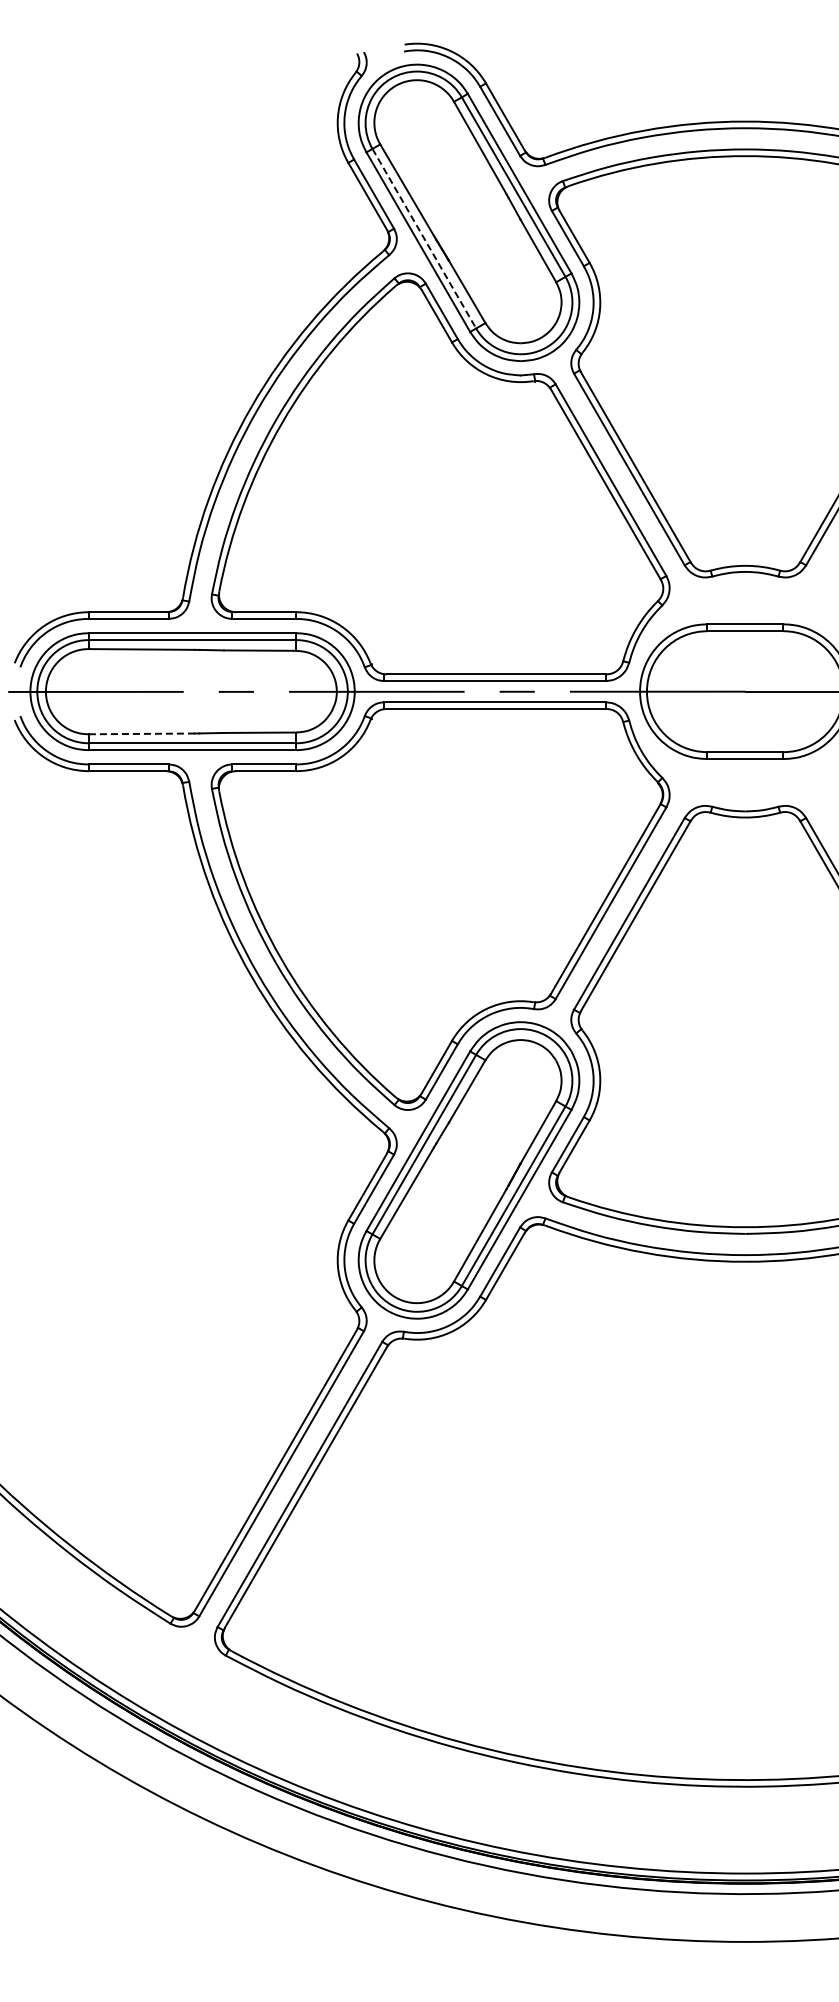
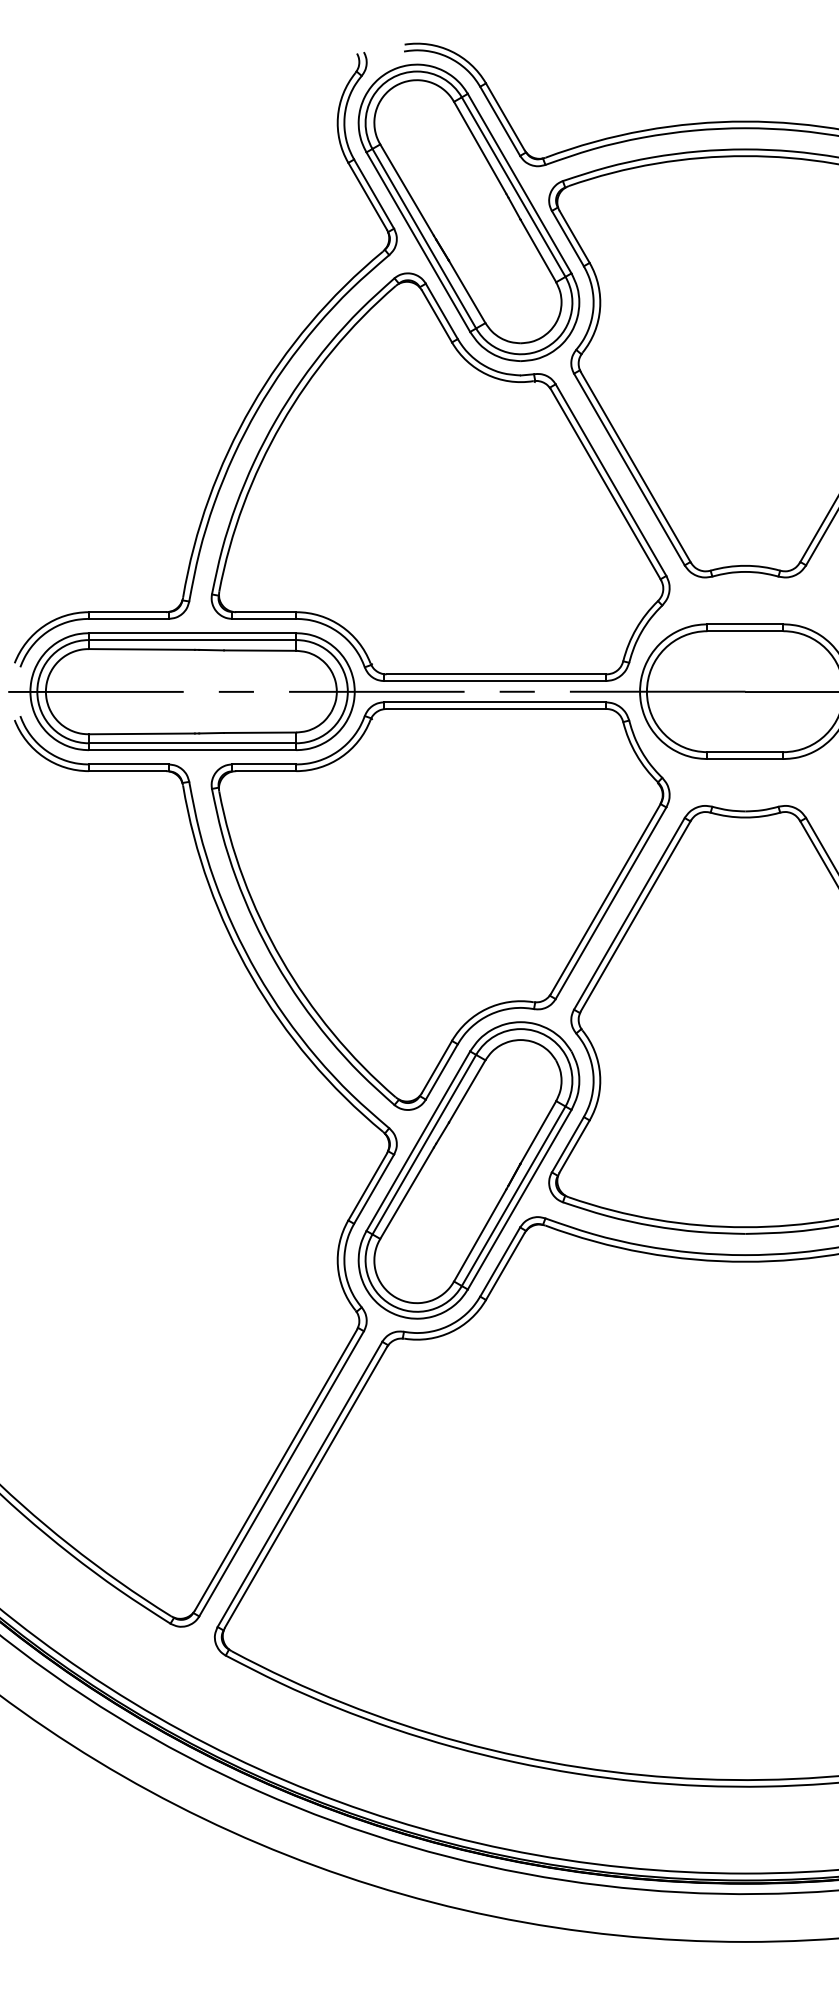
line: dashed -> solid (424, 238)
line: dashed -> solid (141, 733)
